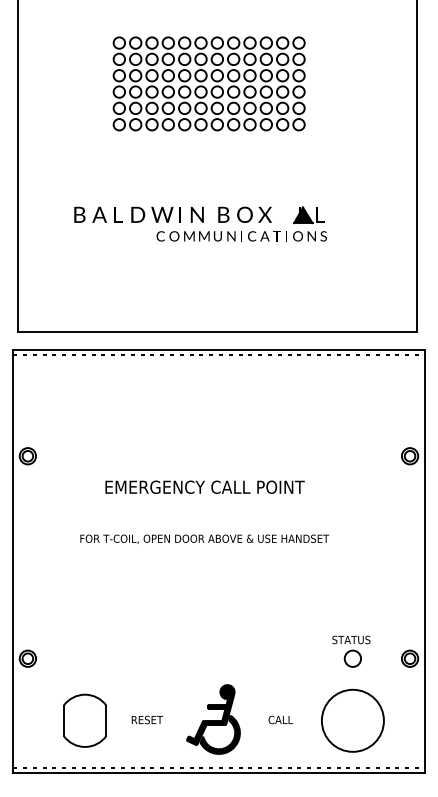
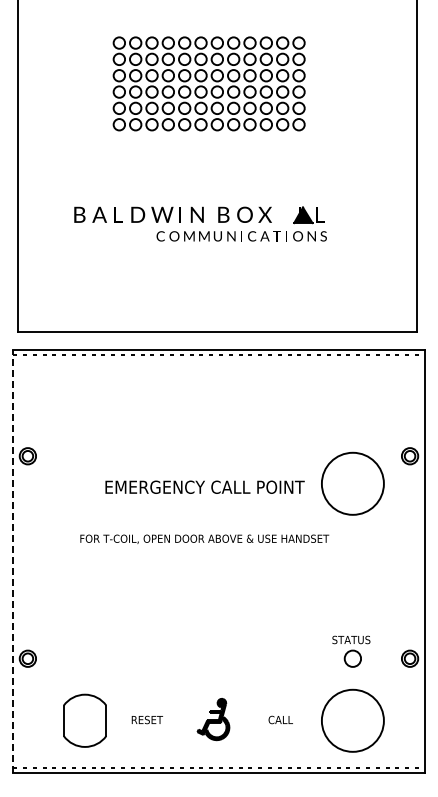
circle: none -> present (352, 483)
line: solid -> dashed (13, 561)
part size: 55x71 px -> 35x44 px (213, 719)
